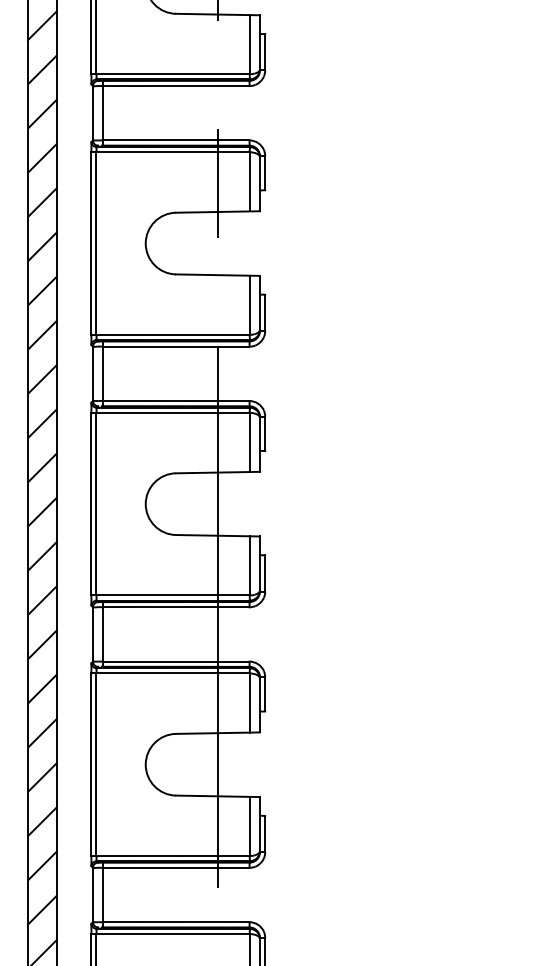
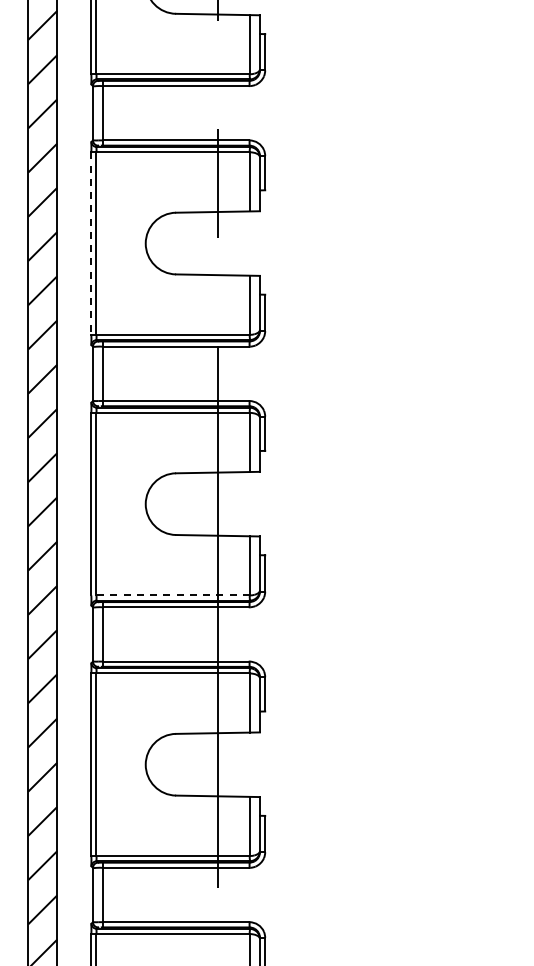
line: solid -> dashed (91, 244)
line: solid -> dashed (170, 595)
